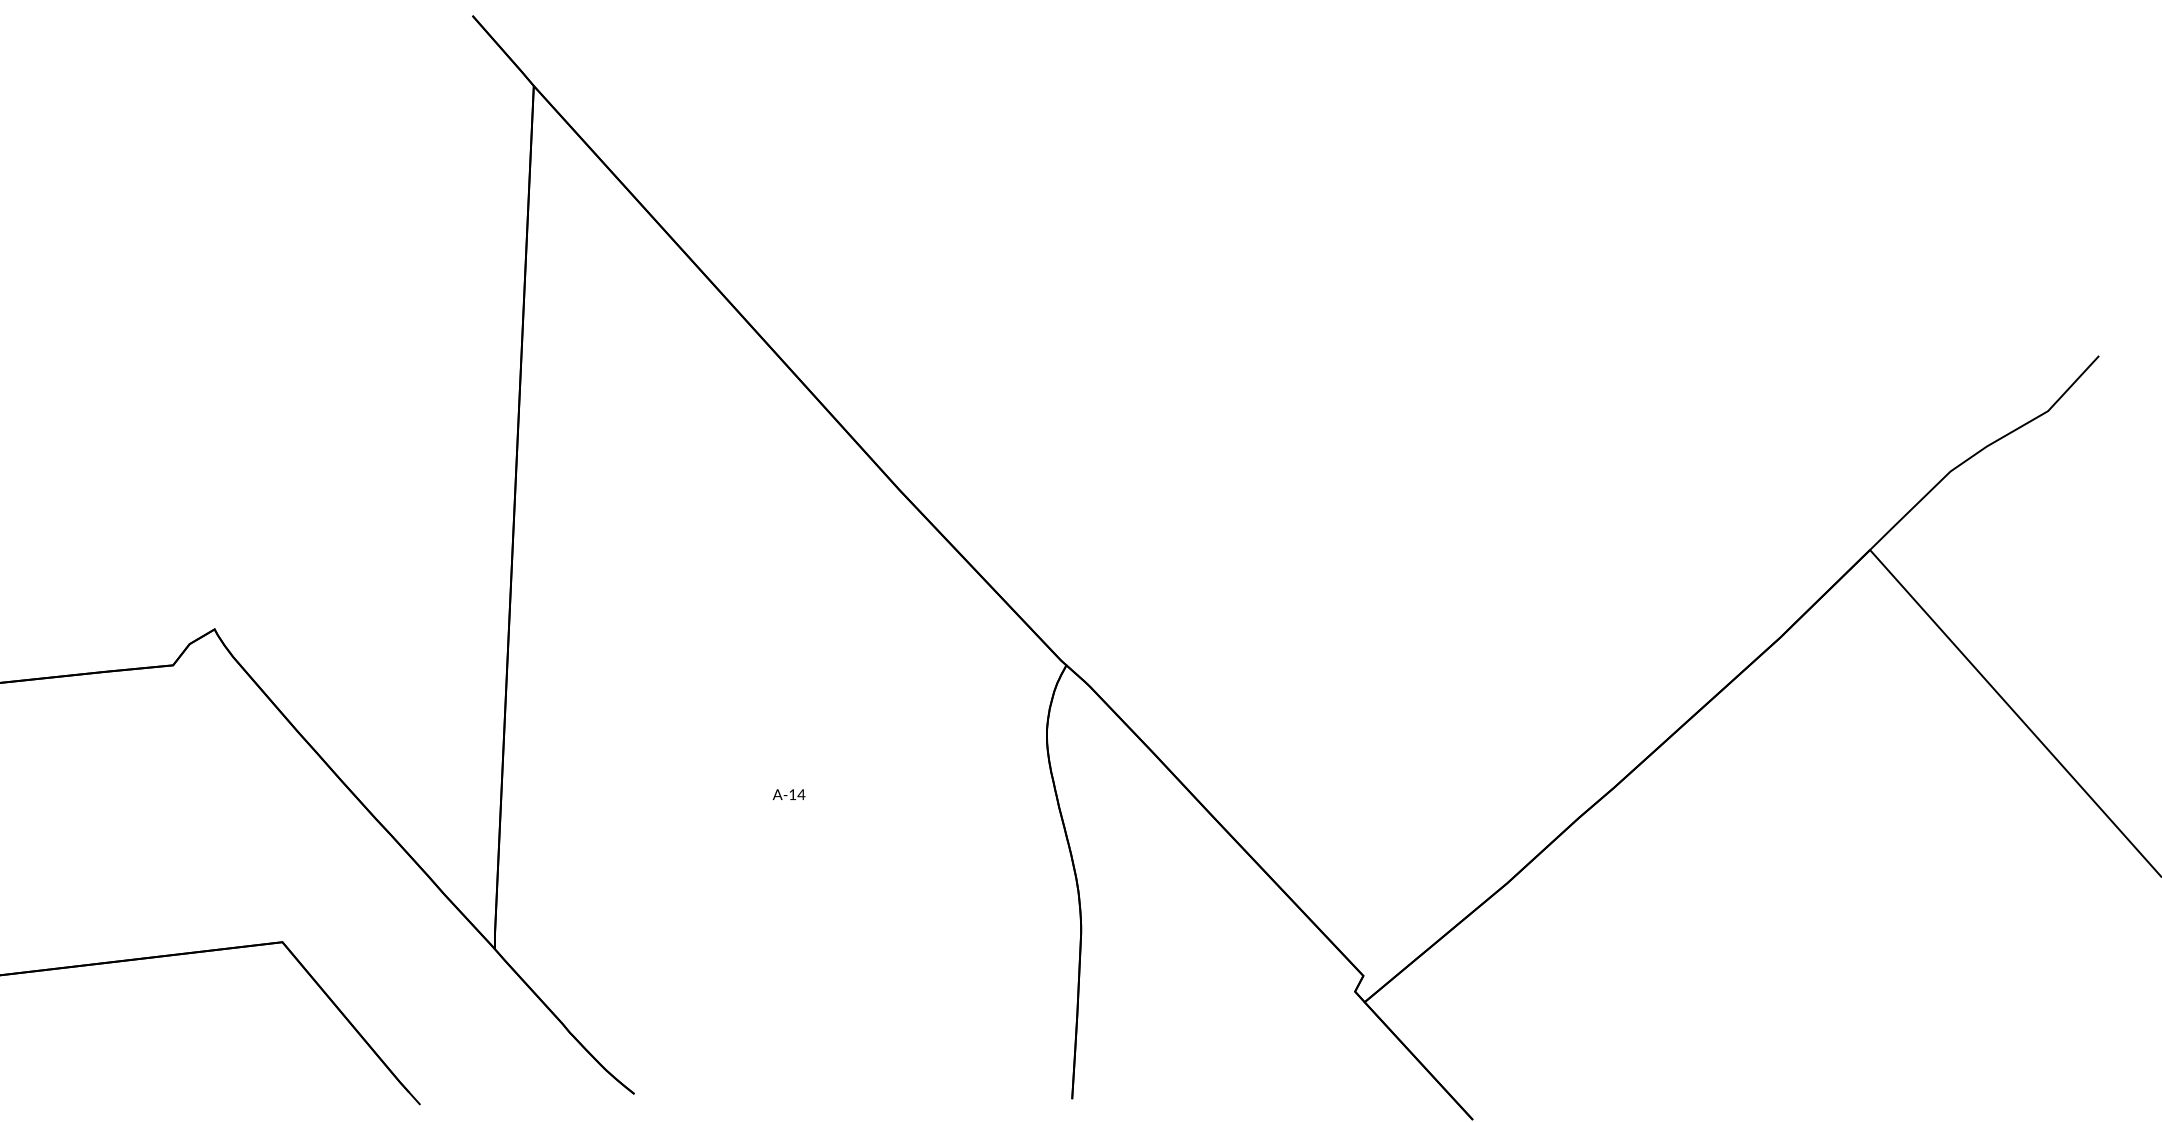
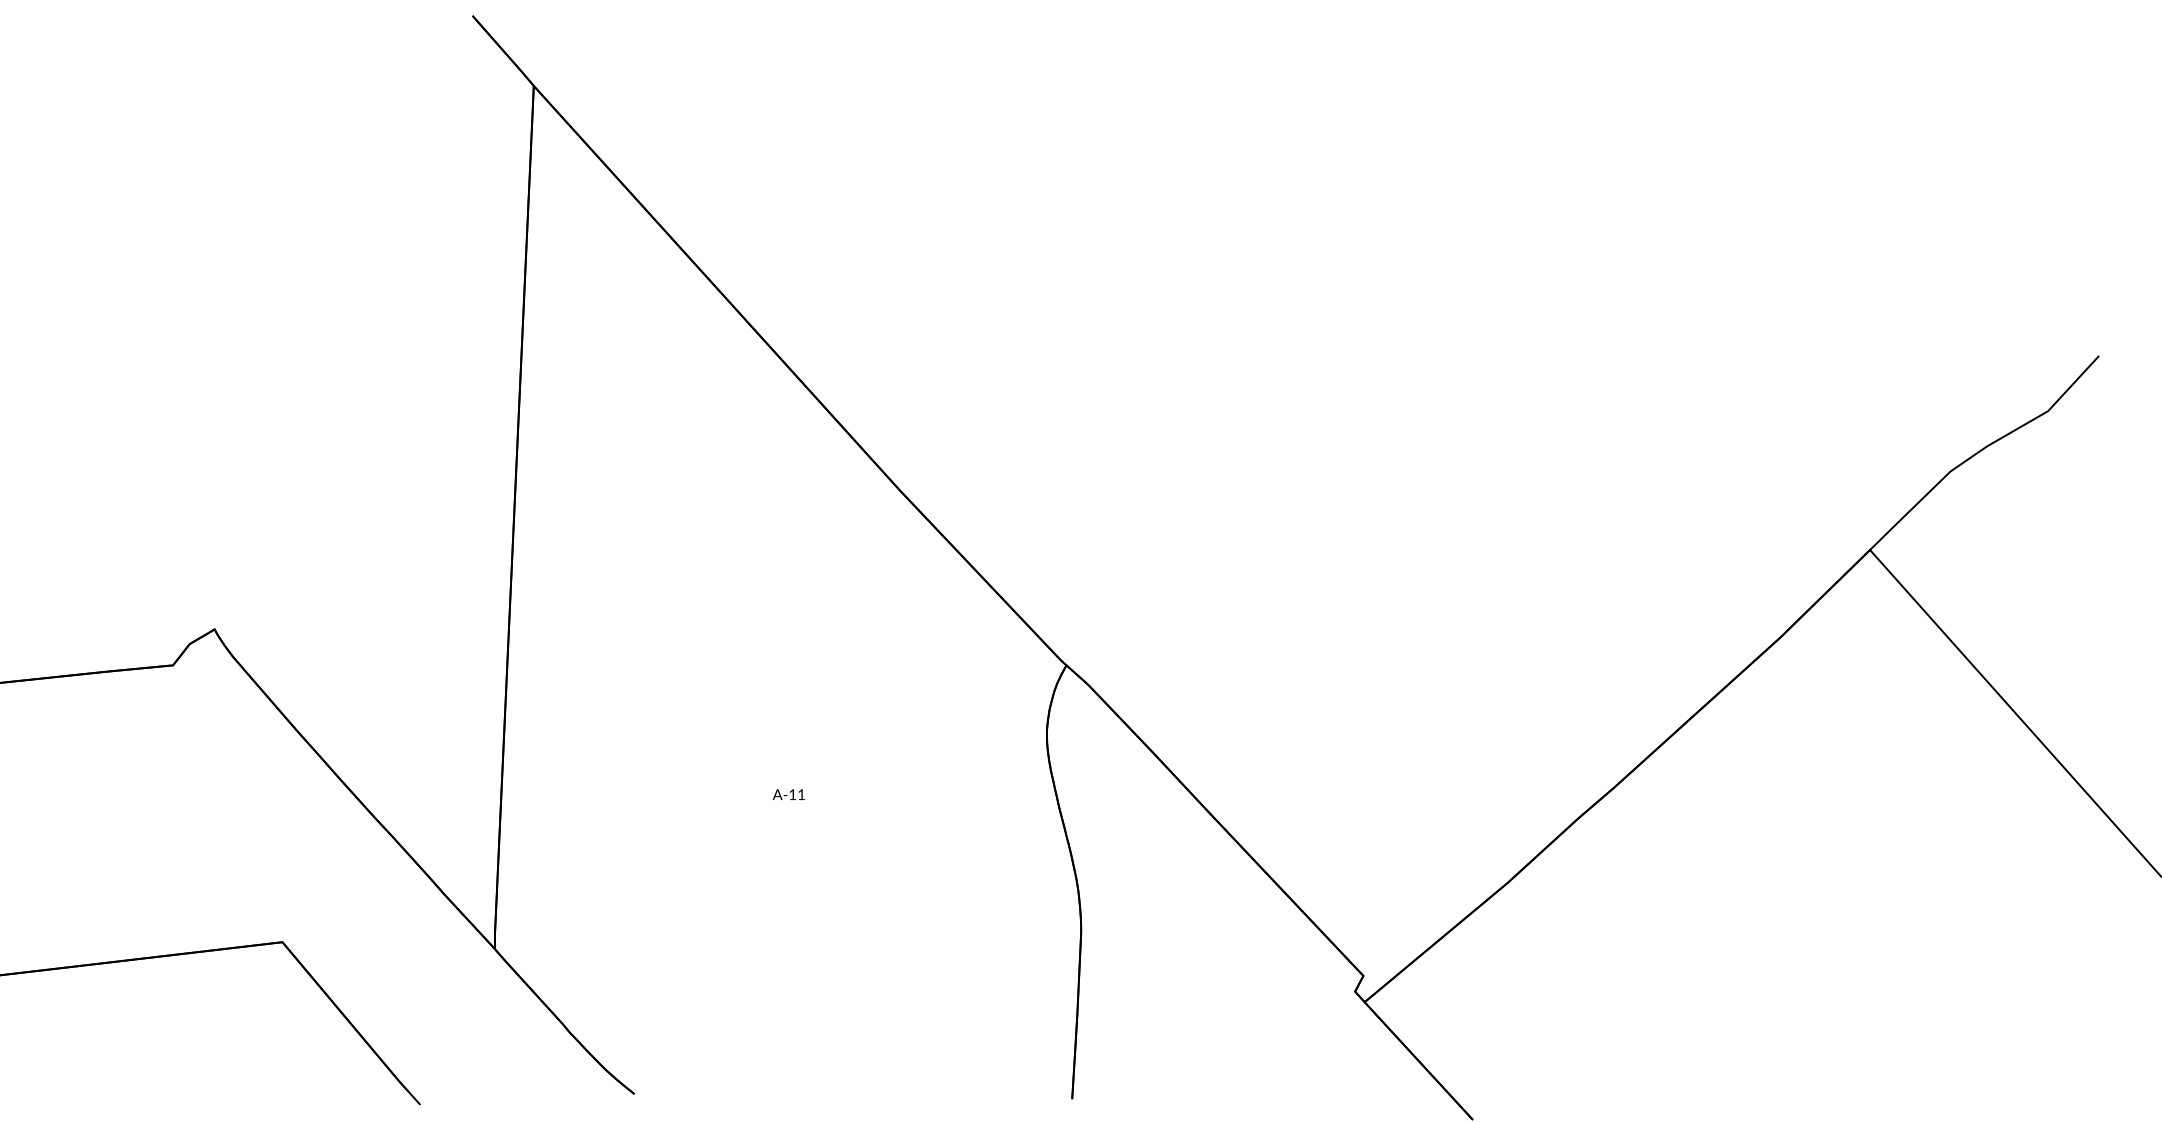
text: A-14 -> A-11 (801, 794)
